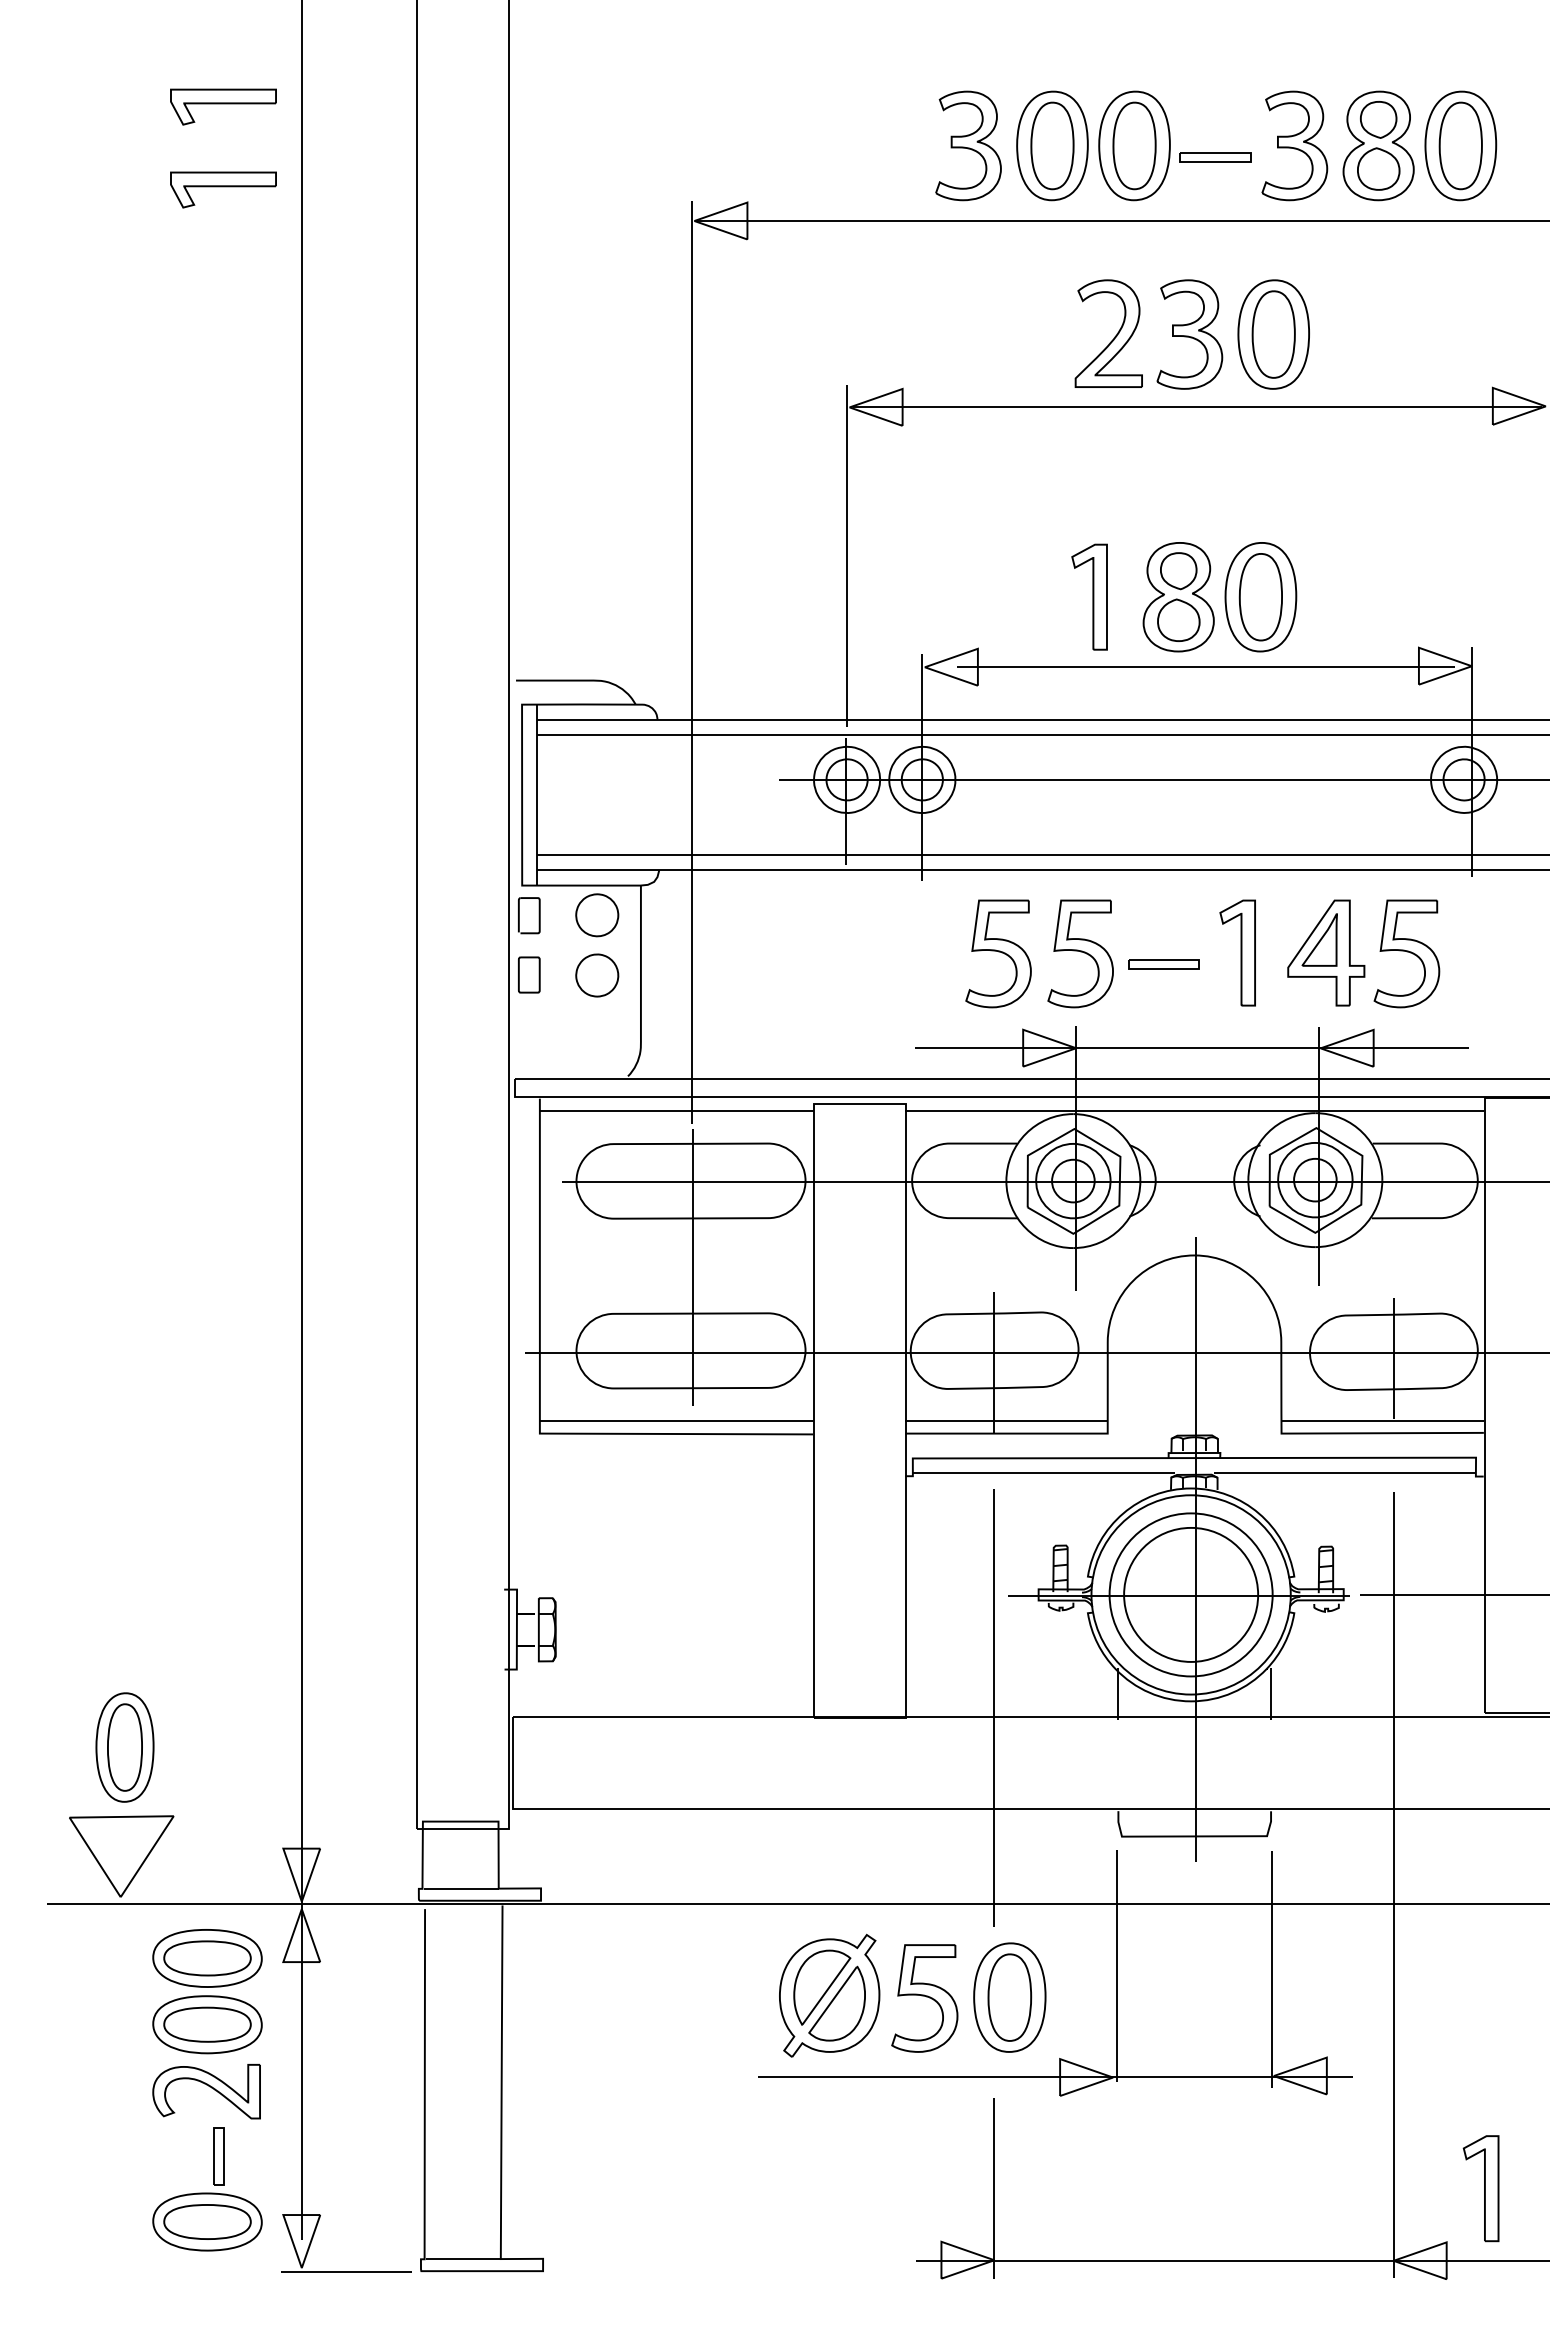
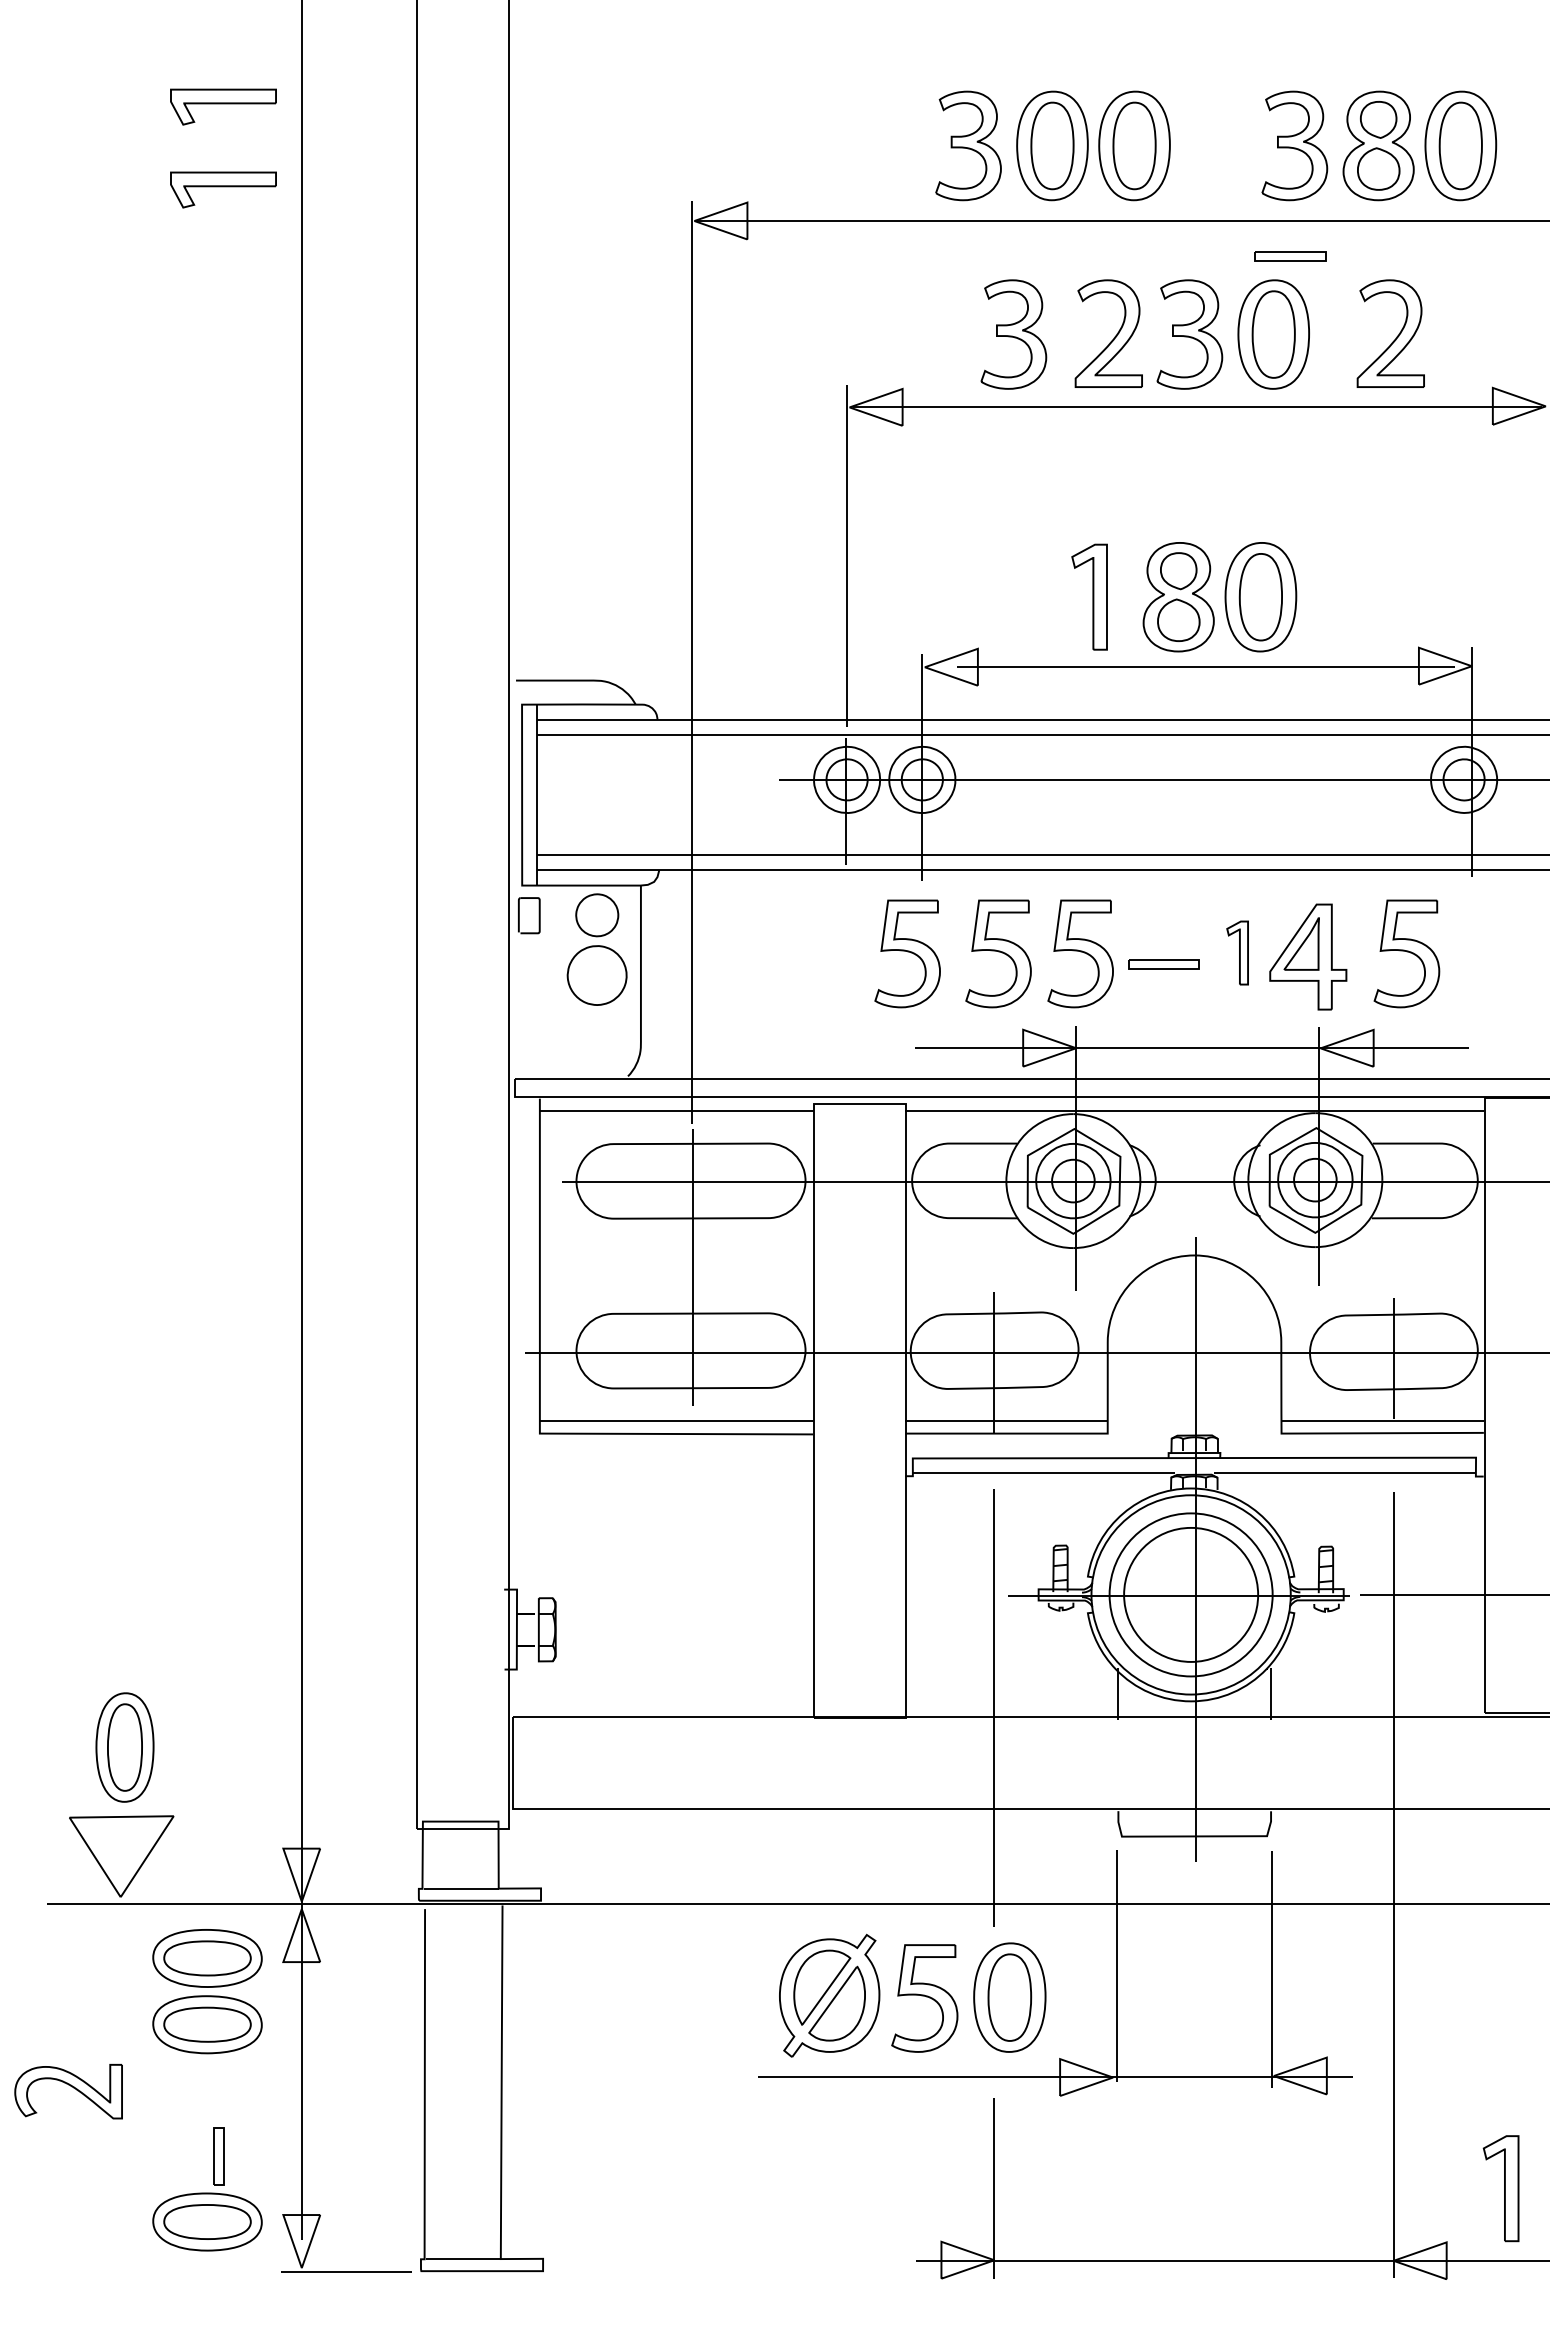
part position: (1215, 157) -> (1290, 256) (1290, 256)
part: none -> present (1013, 334)
part: none -> present (1396, 336)
part size: 37x108 px -> 23x66 px (1237, 952)
part position: (1326, 952) -> (1308, 956) (1308, 956)
part: none -> present (907, 953)
part: present -> none (529, 974)
part size: 45x45 px -> 62x61 px (596, 975)
part position: (206, 2091) -> (68, 2091) (68, 2091)
part position: (1480, 2188) -> (1500, 2188) (1500, 2188)
